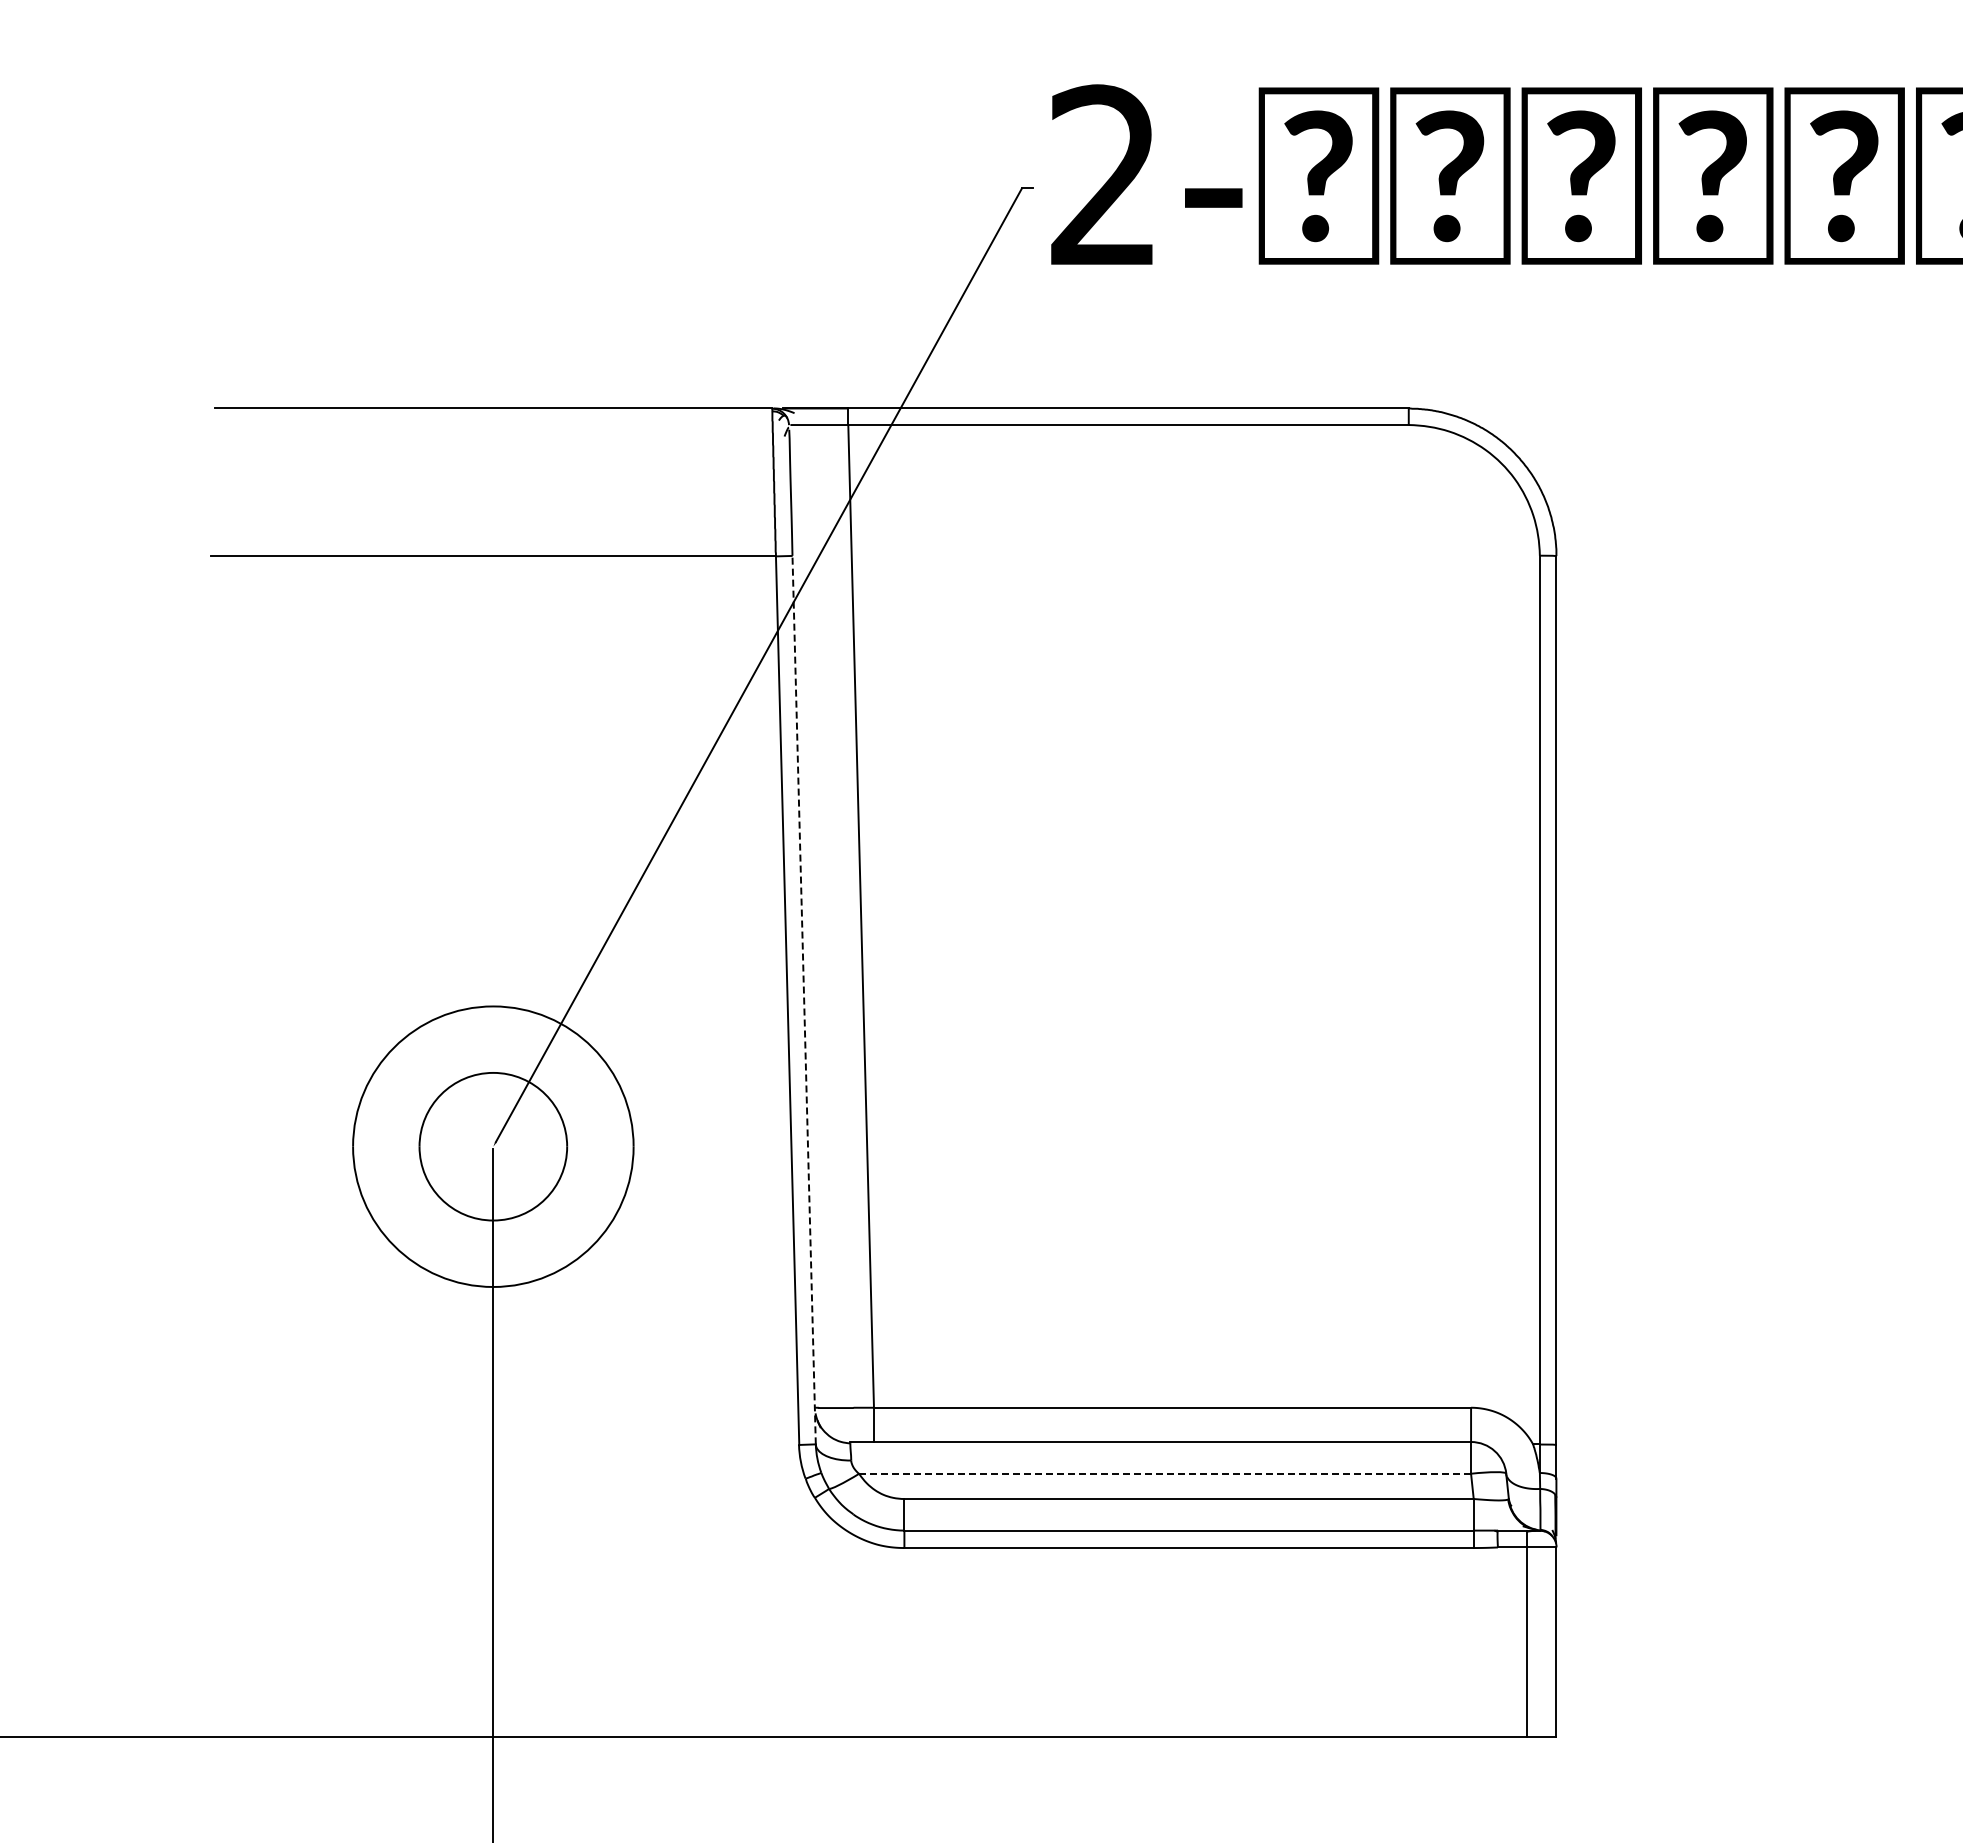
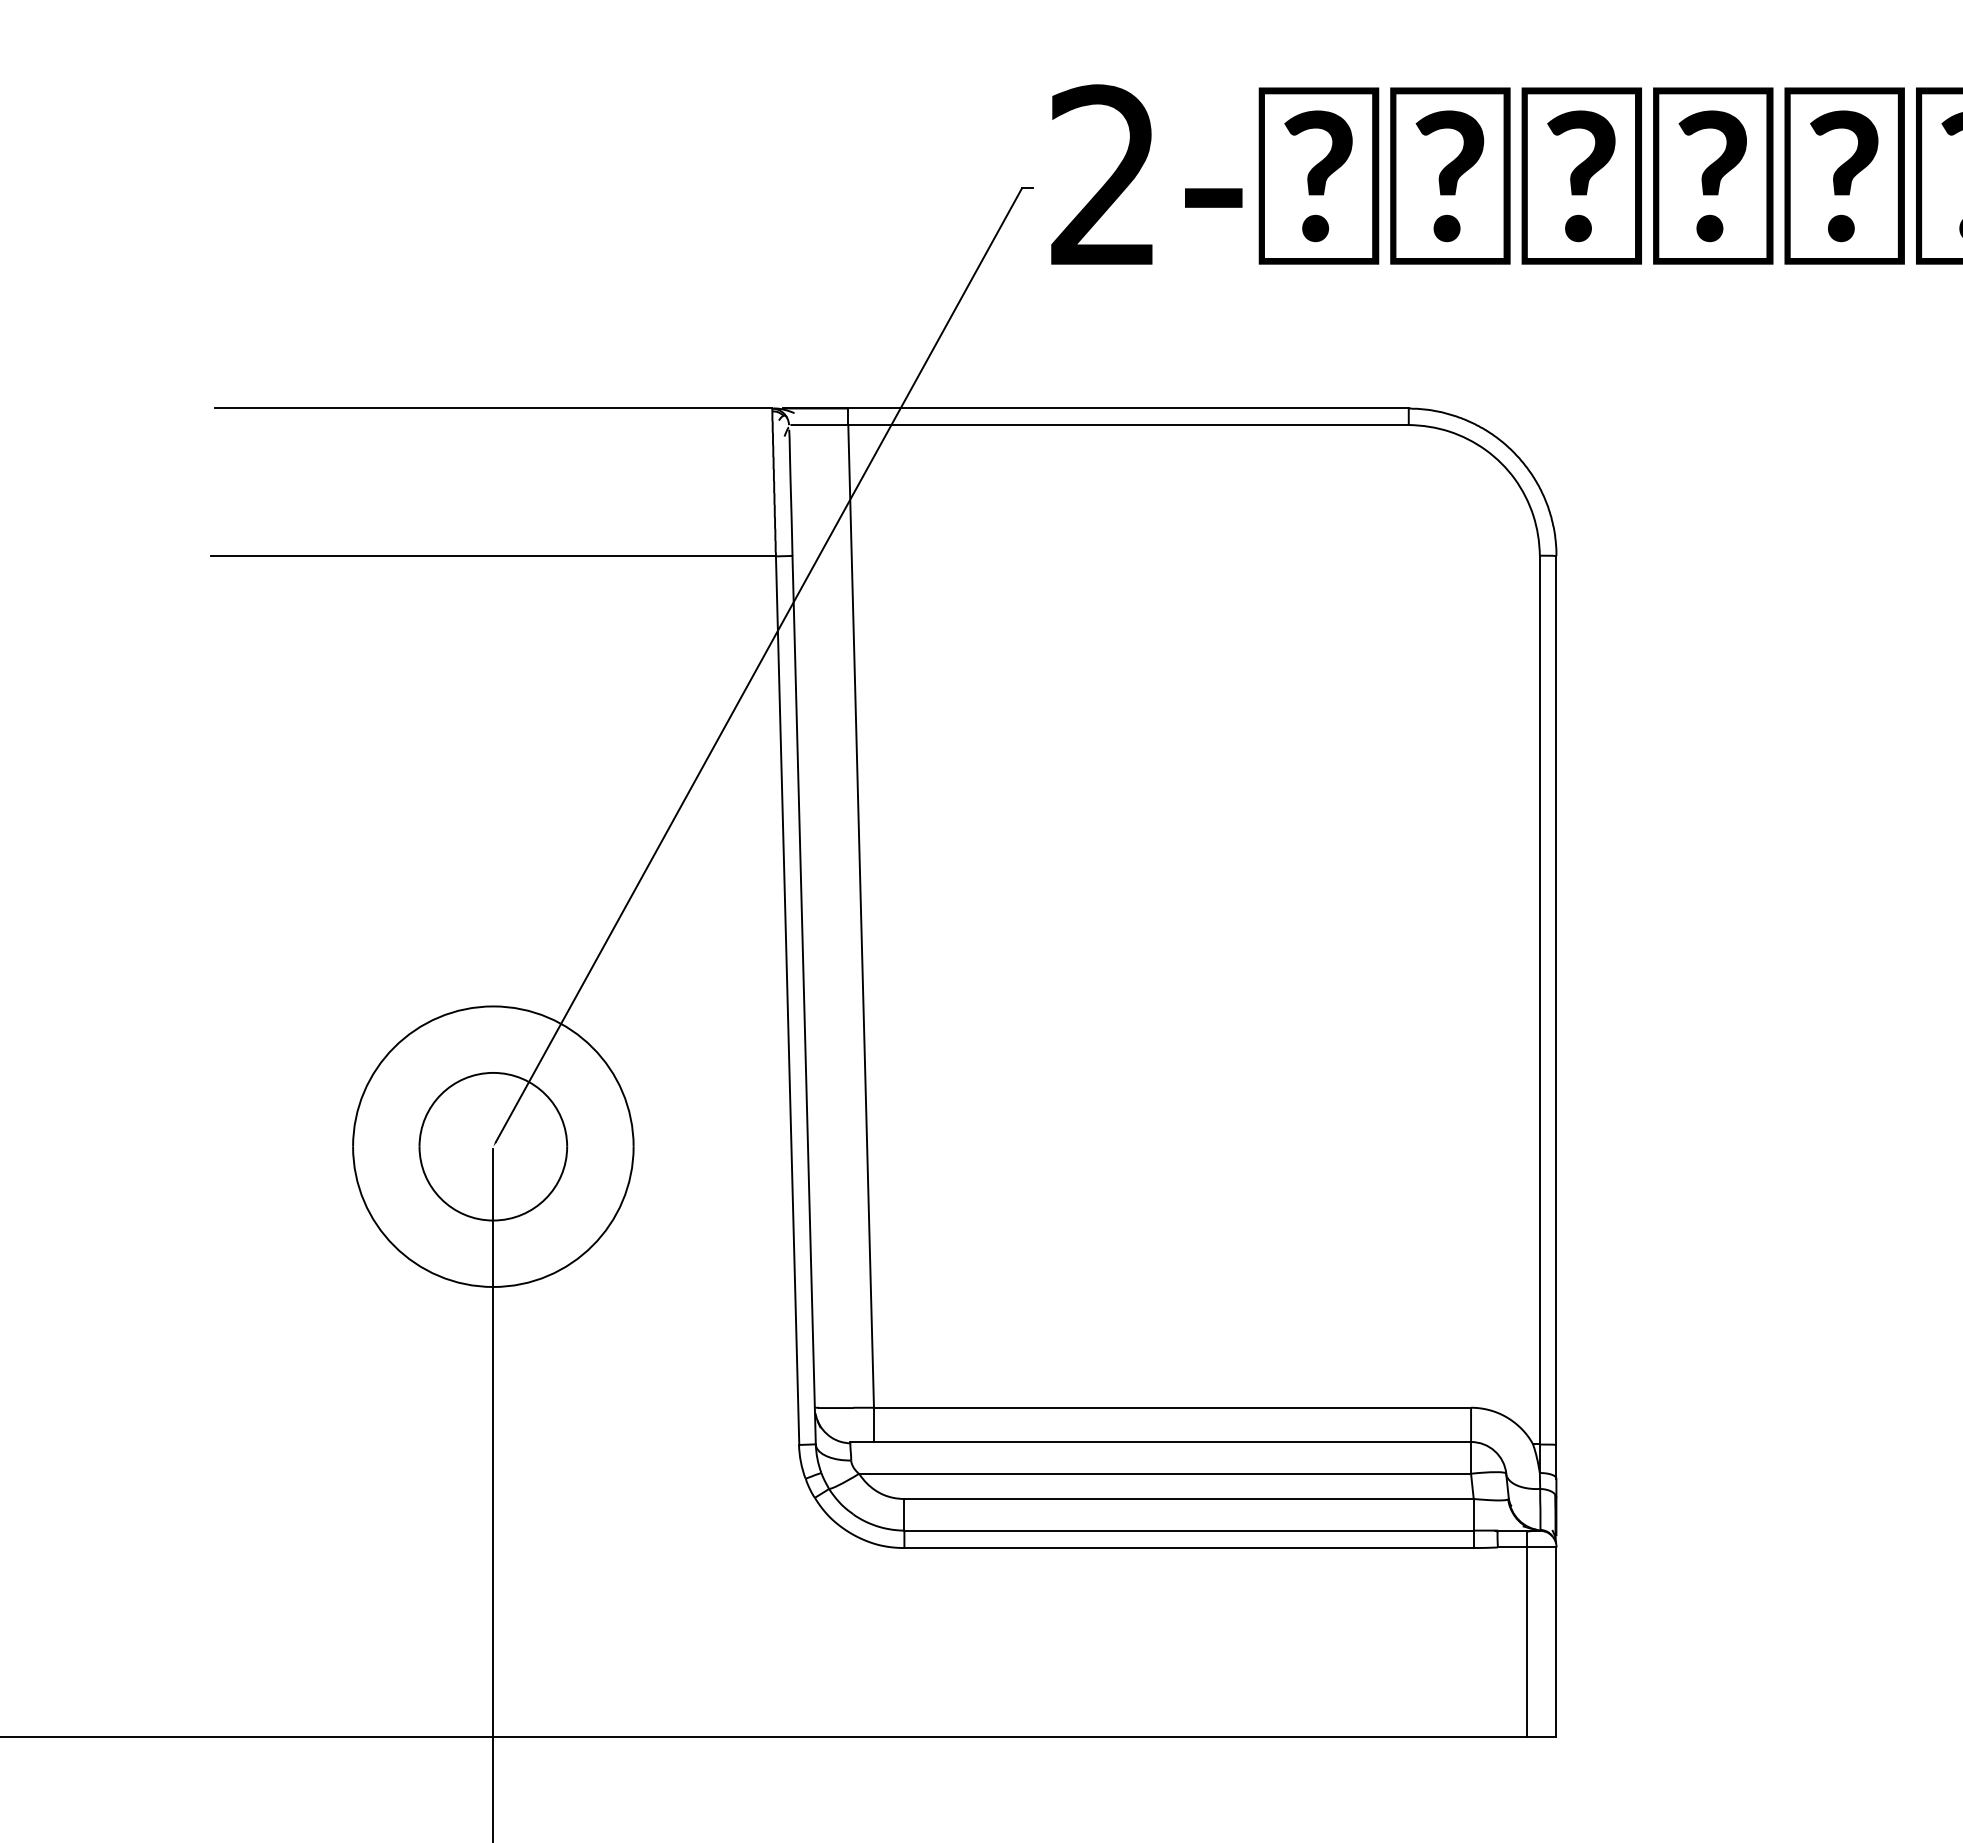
line: dashed -> solid (804, 999)
line: dashed -> solid (1165, 1473)
